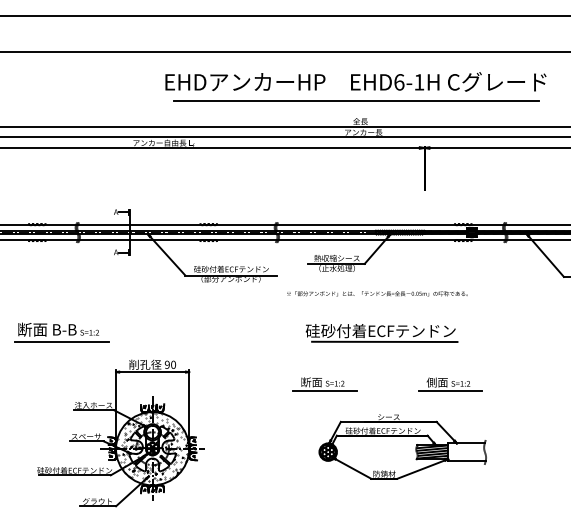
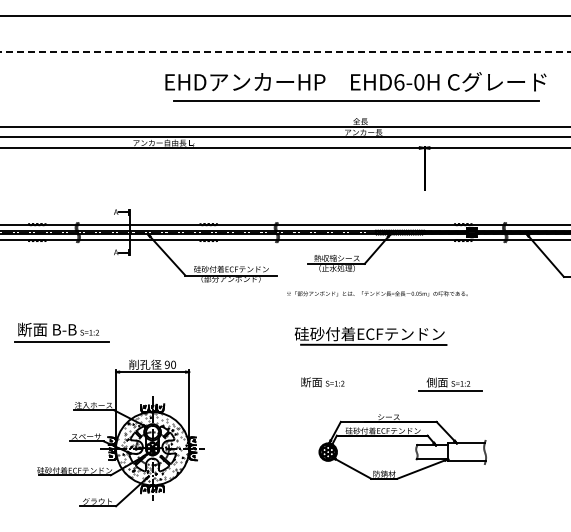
line: solid -> dashed (285, 51)
text: EHD6-1H -> EHD6-0H (419, 82)
part position: (381, 333) -> (370, 336) (370, 336)
line: present -> none (324, 390)
hatch: present -> none (432, 451)
